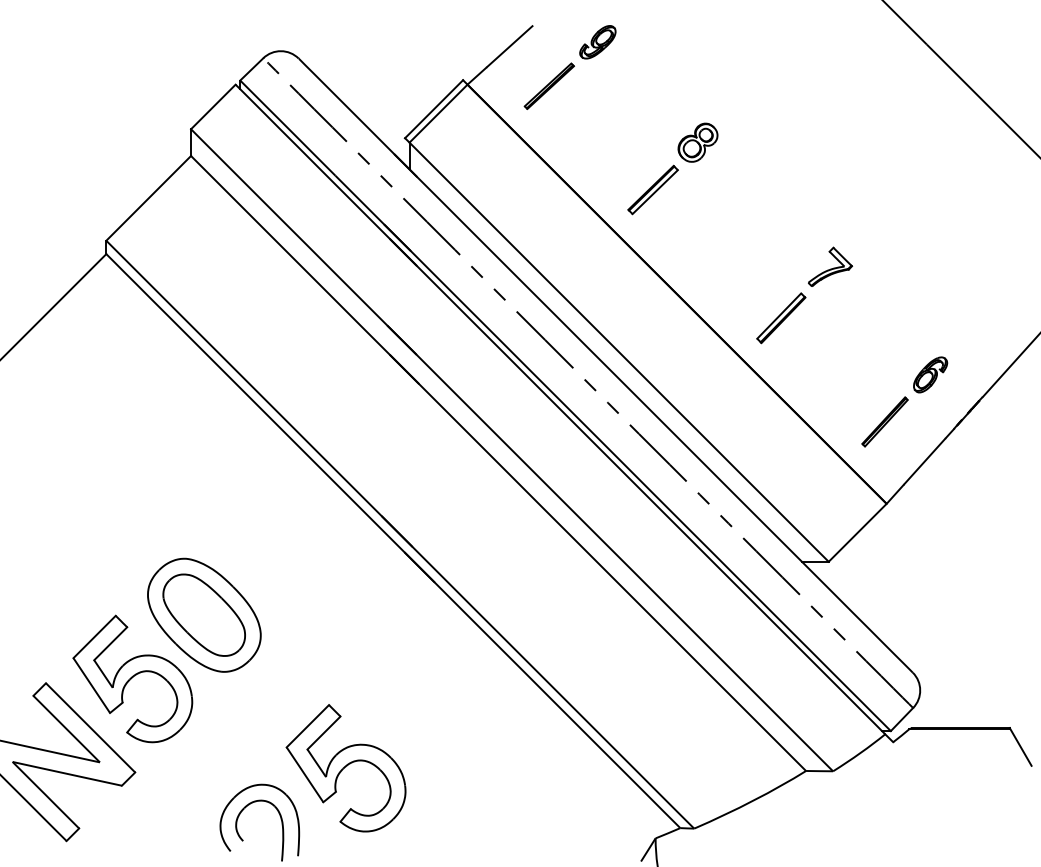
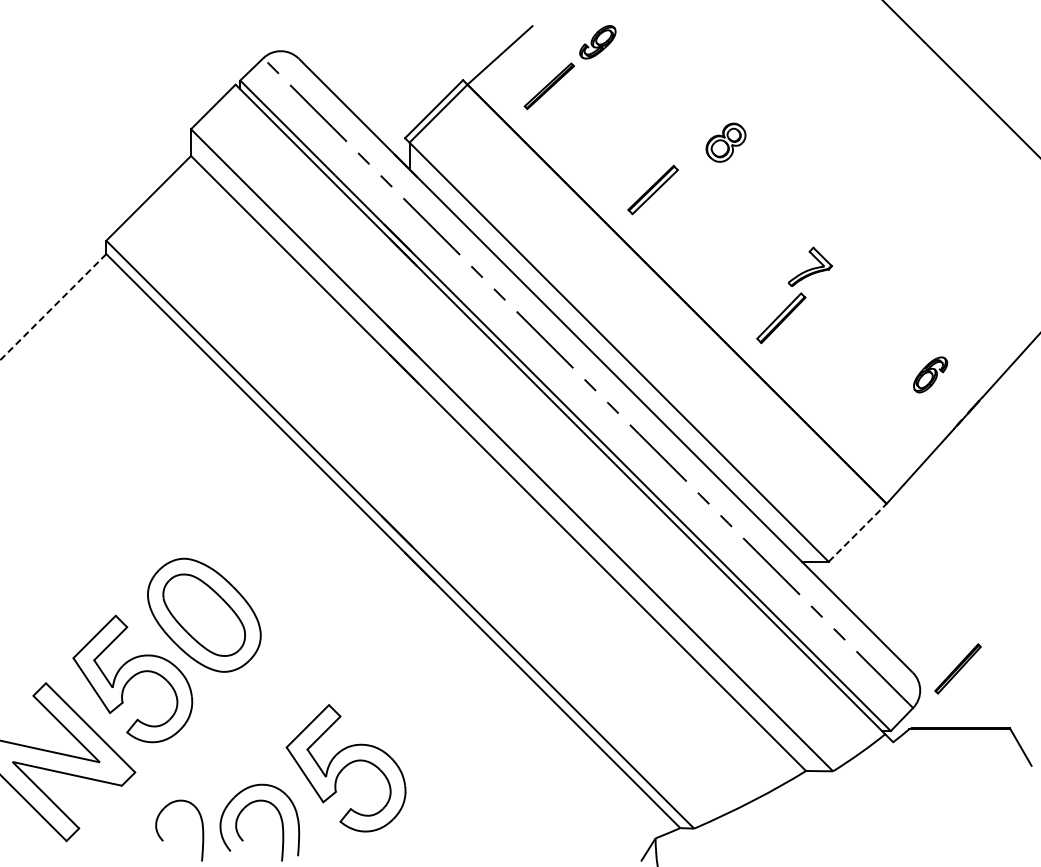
part position: (697, 142) -> (725, 142) (725, 142)
part position: (830, 266) -> (810, 266) (810, 266)
line: solid -> dashed (53, 307)
part position: (884, 421) -> (957, 668) (957, 668)
line: solid -> dashed (857, 532)
part: none -> present (163, 839)
